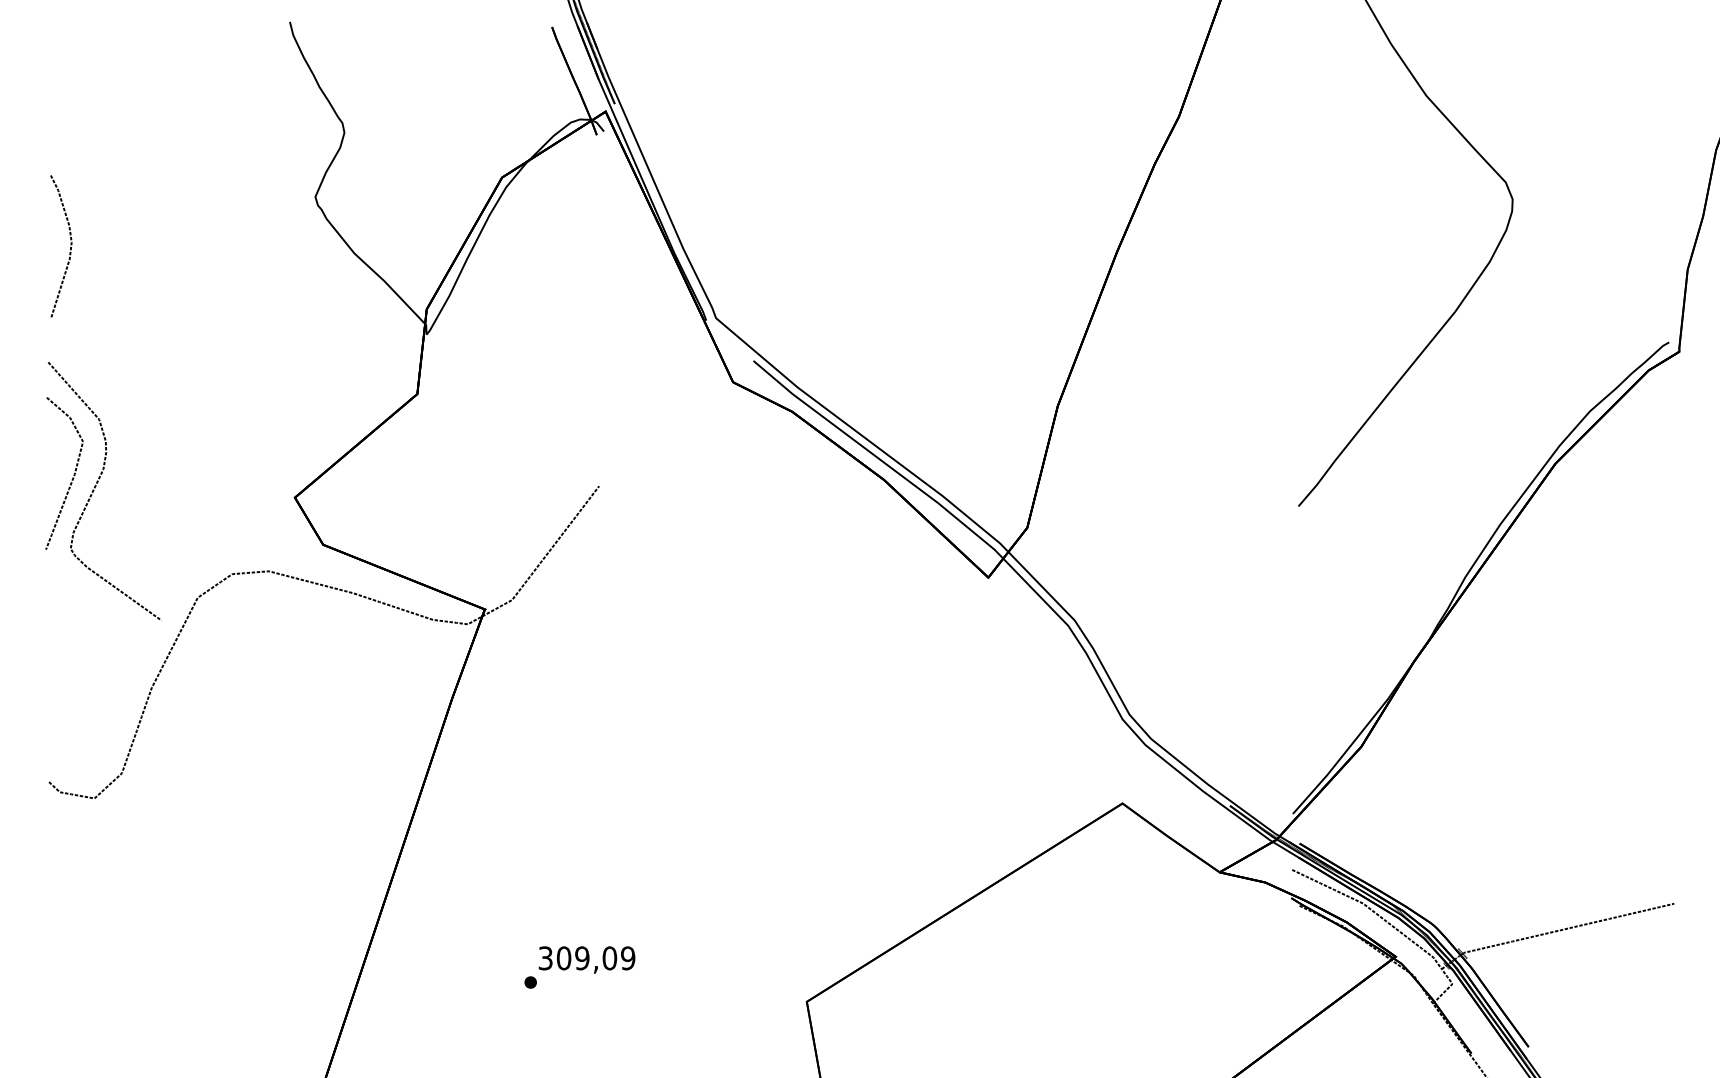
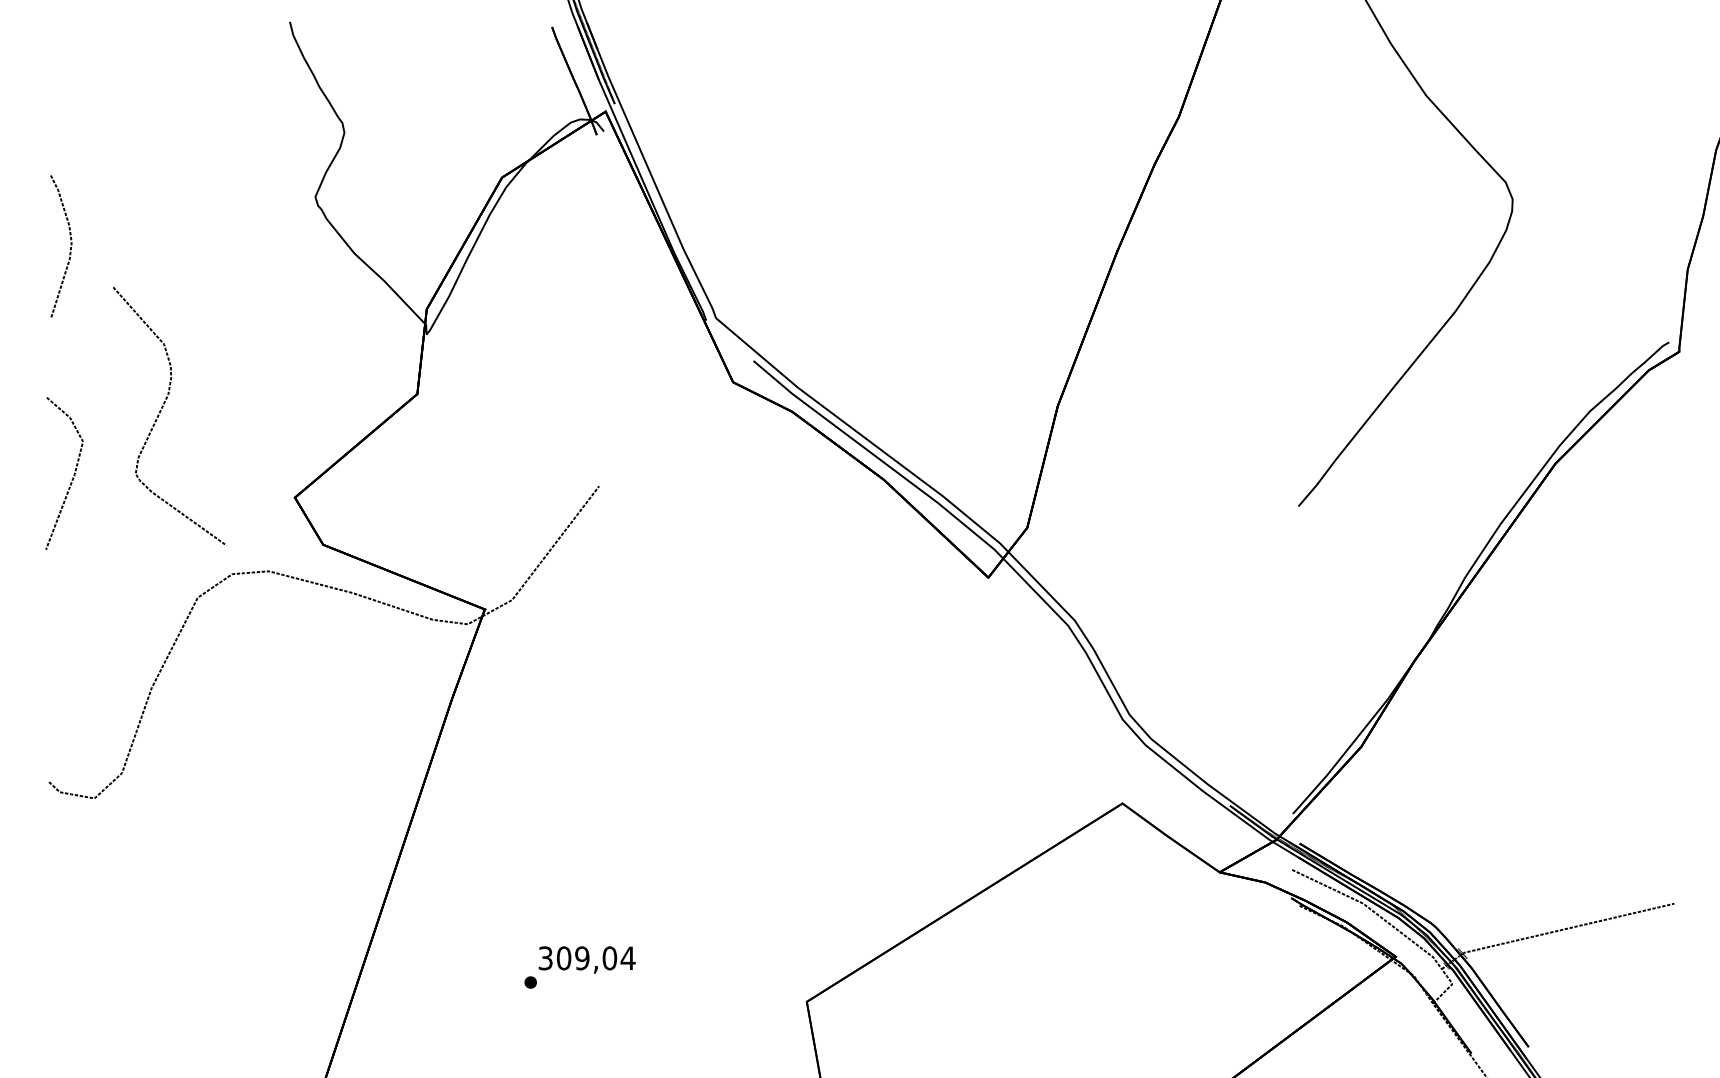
curve position: (96, 486) -> (161, 411) (161, 411)
text: 309,09 -> 309,04 (627, 958)
